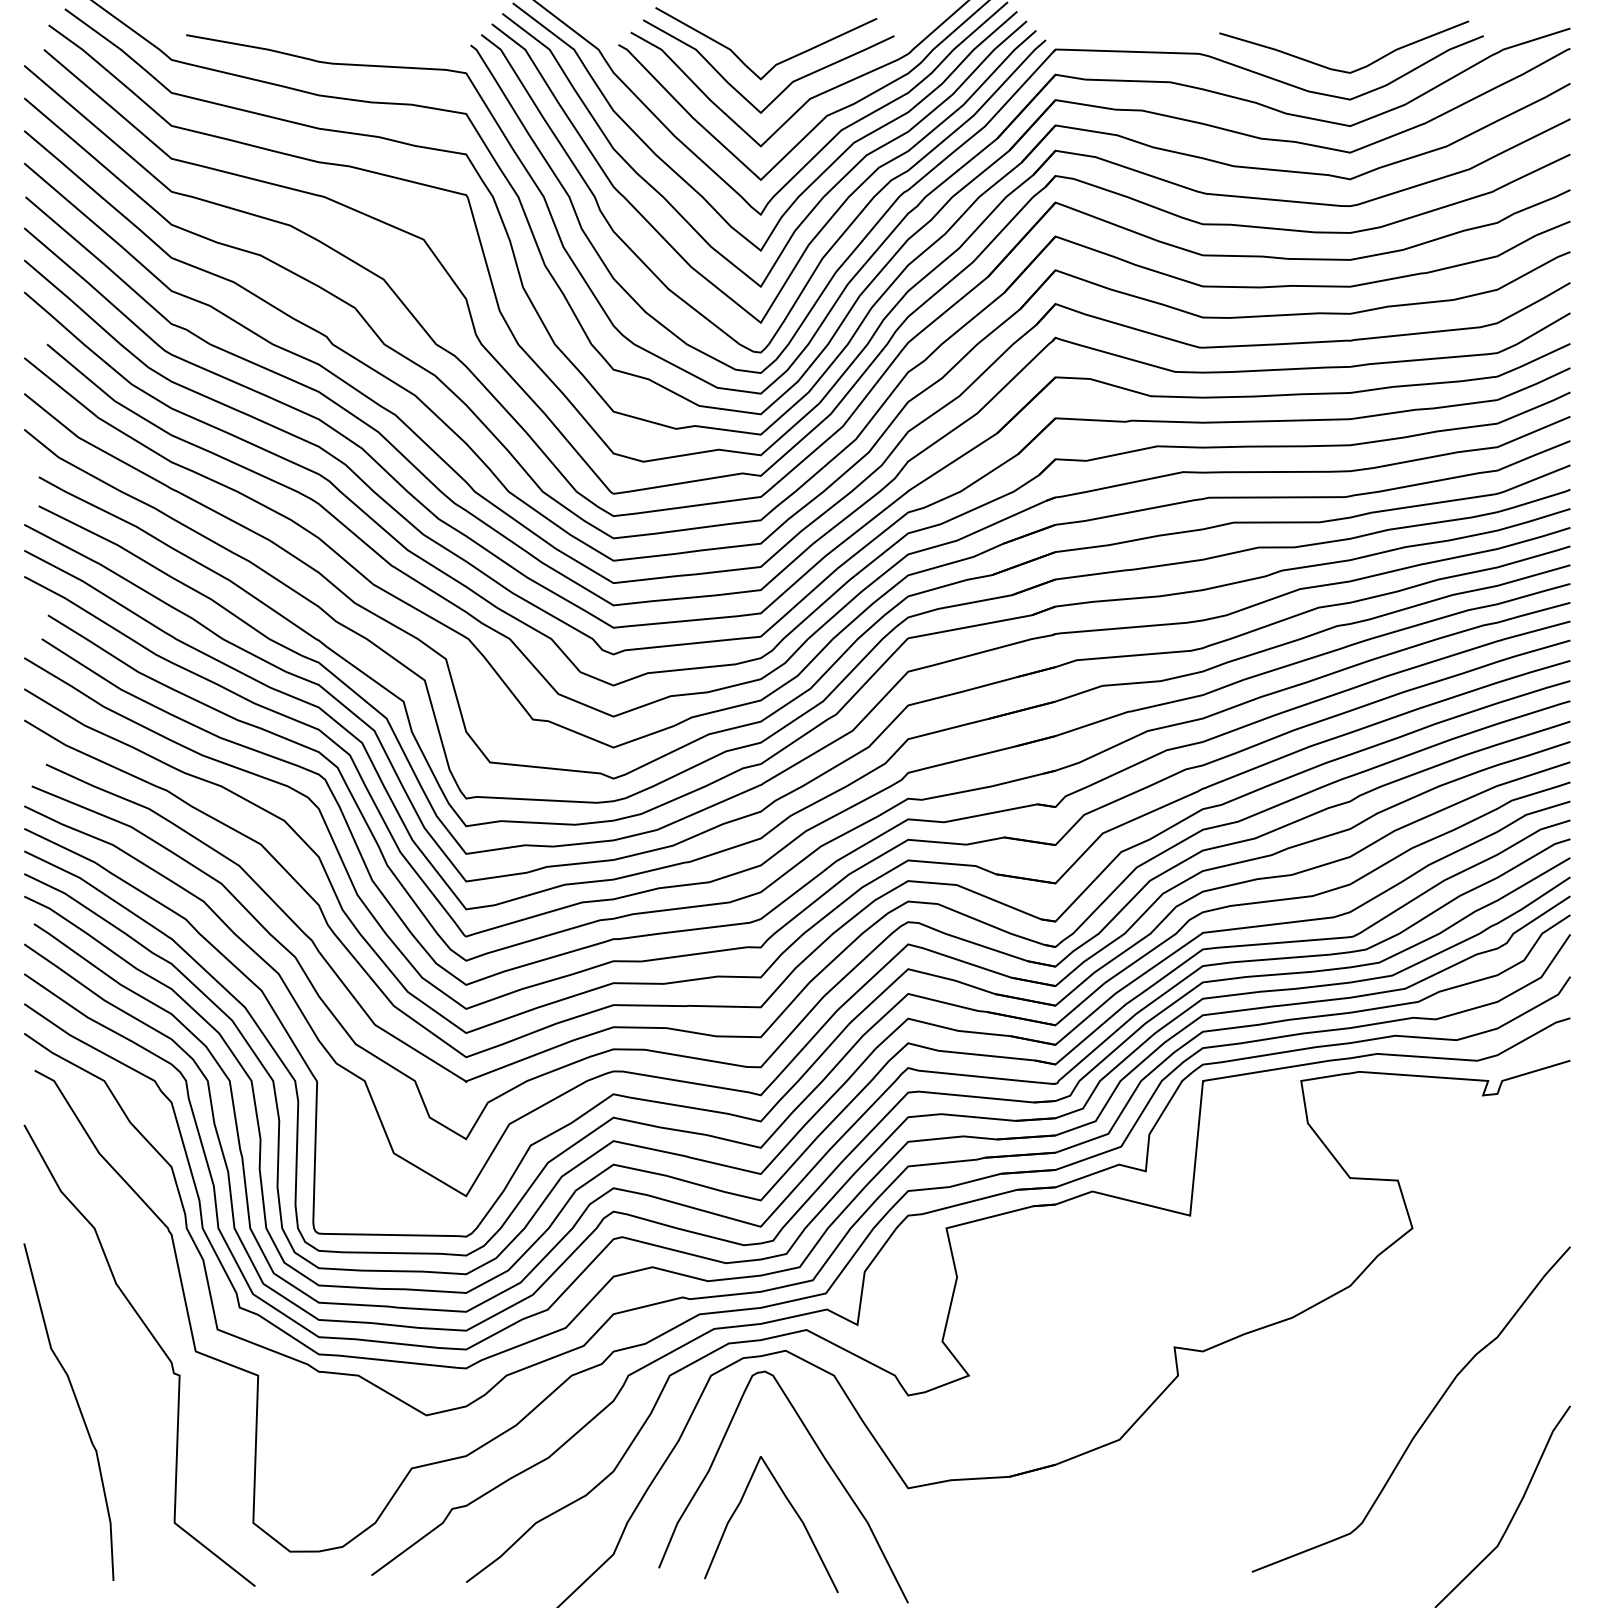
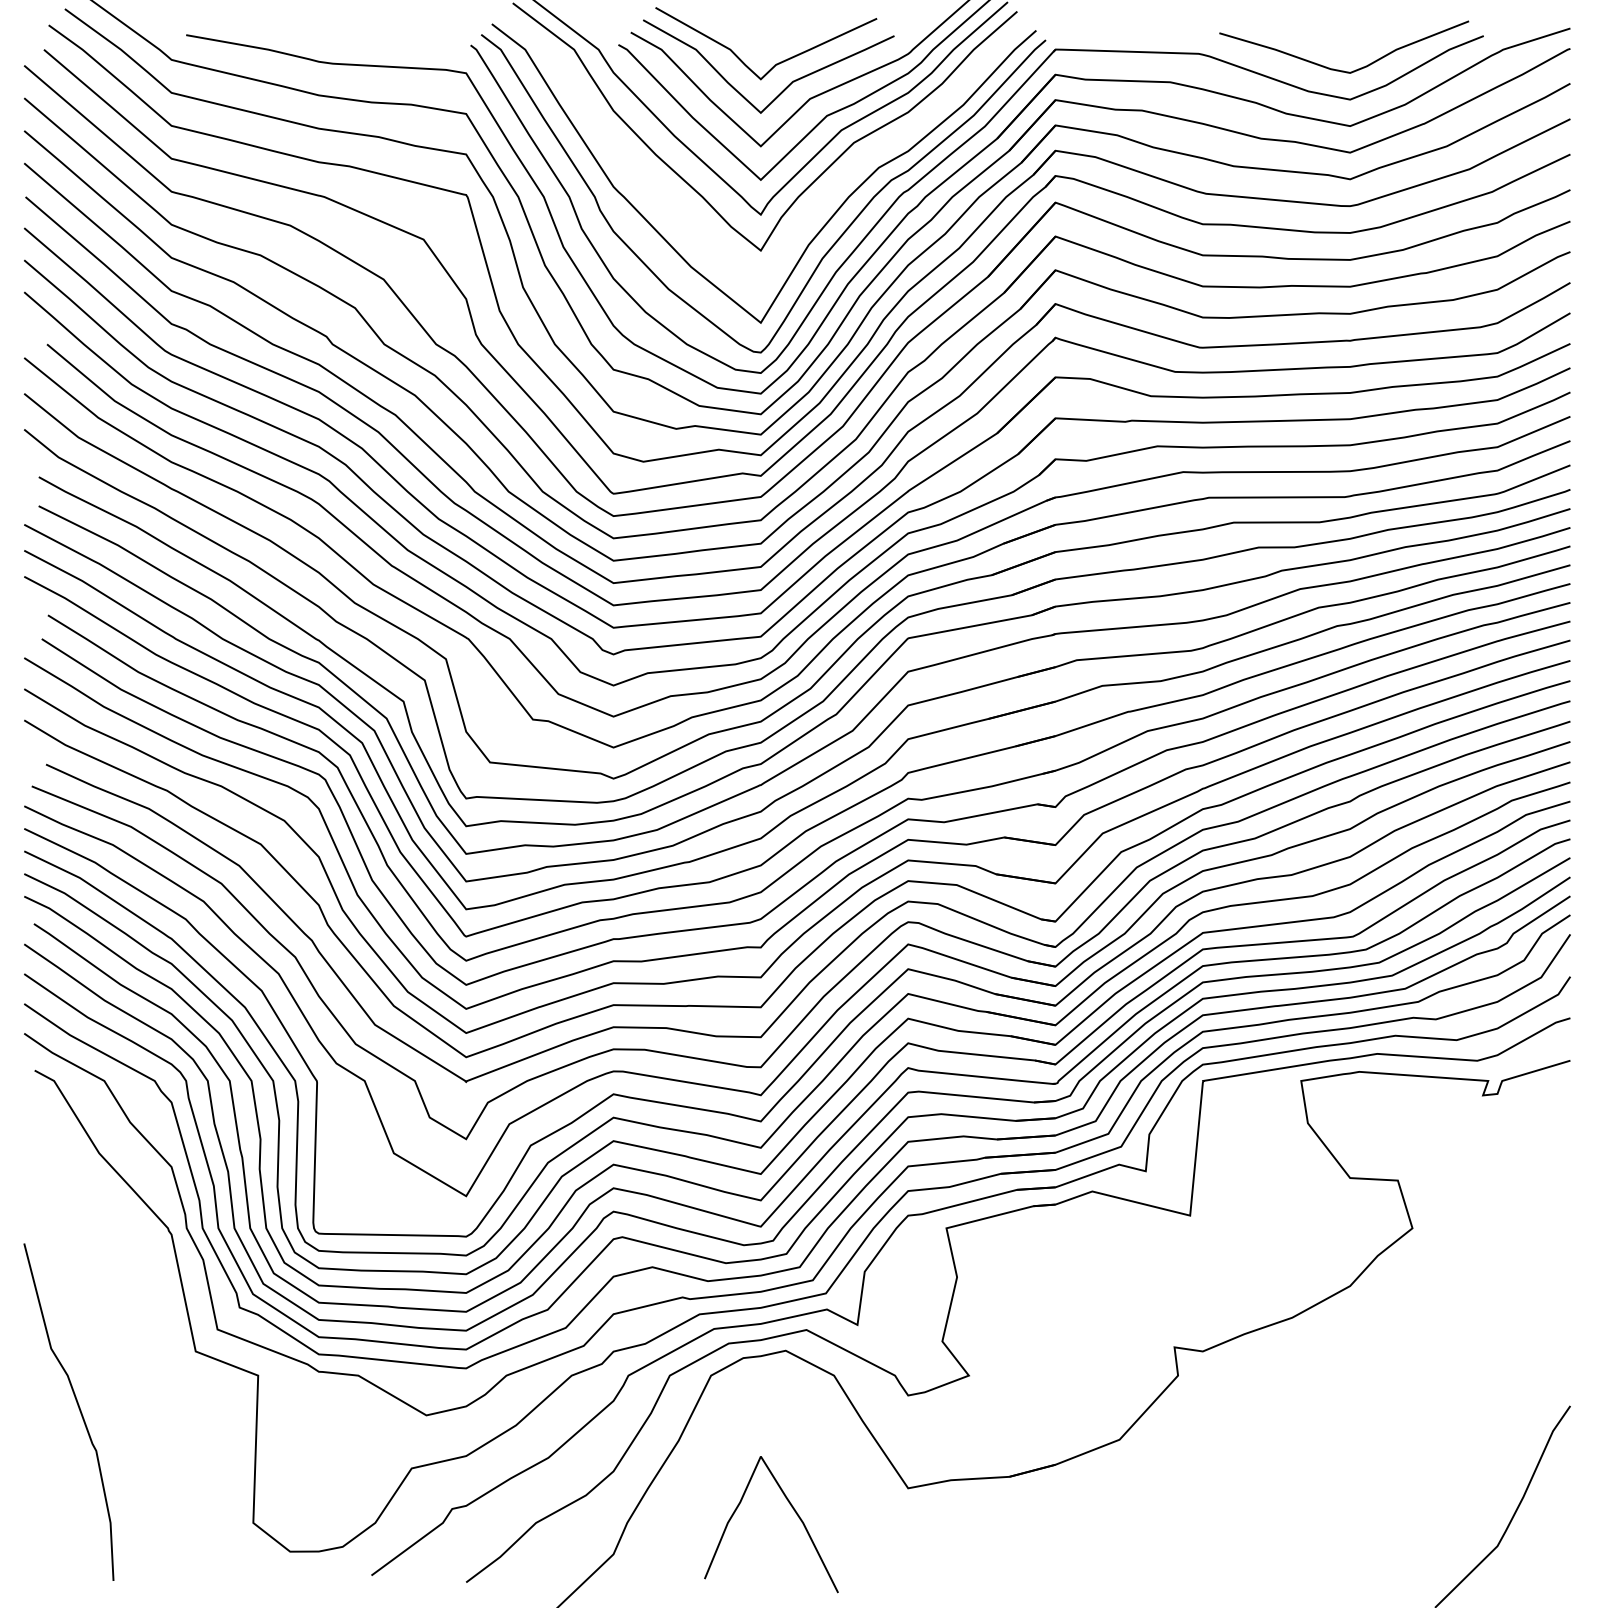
curve: present -> none (822, 196)
curve: present -> none (157, 1344)
curve: present -> none (1425, 1418)
curve: present -> none (823, 1458)
